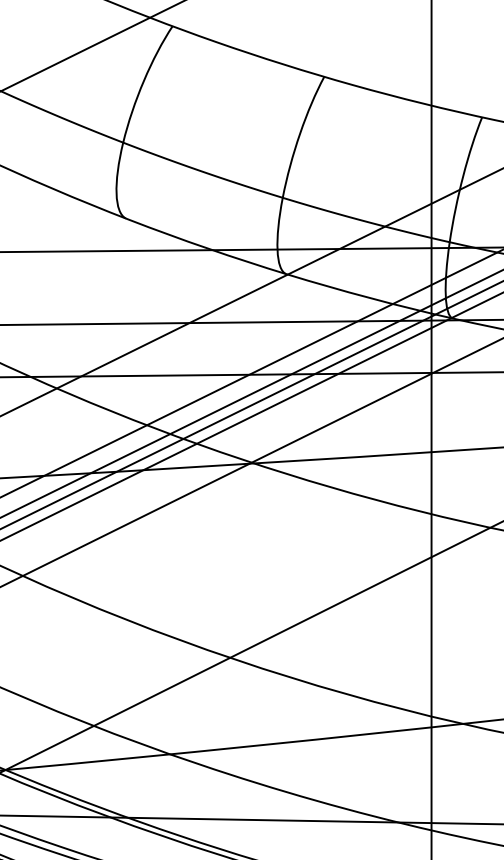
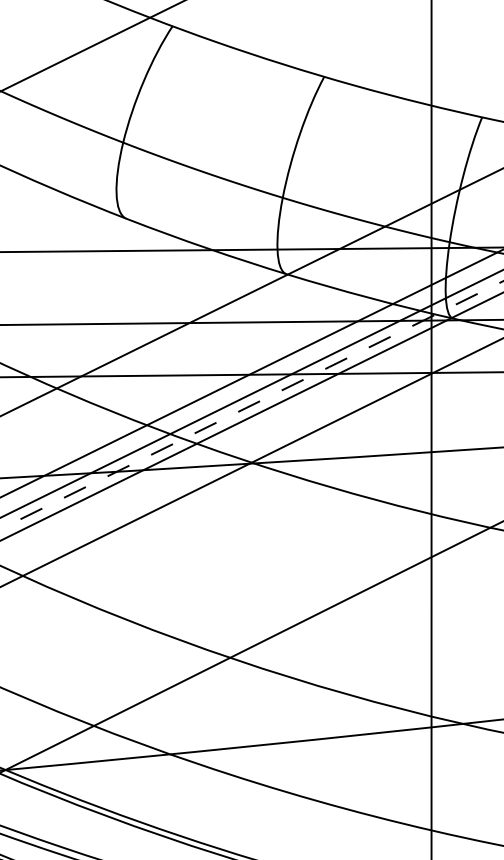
arc: solid -> dashed (252, 405)
line: present -> none (251, 819)
